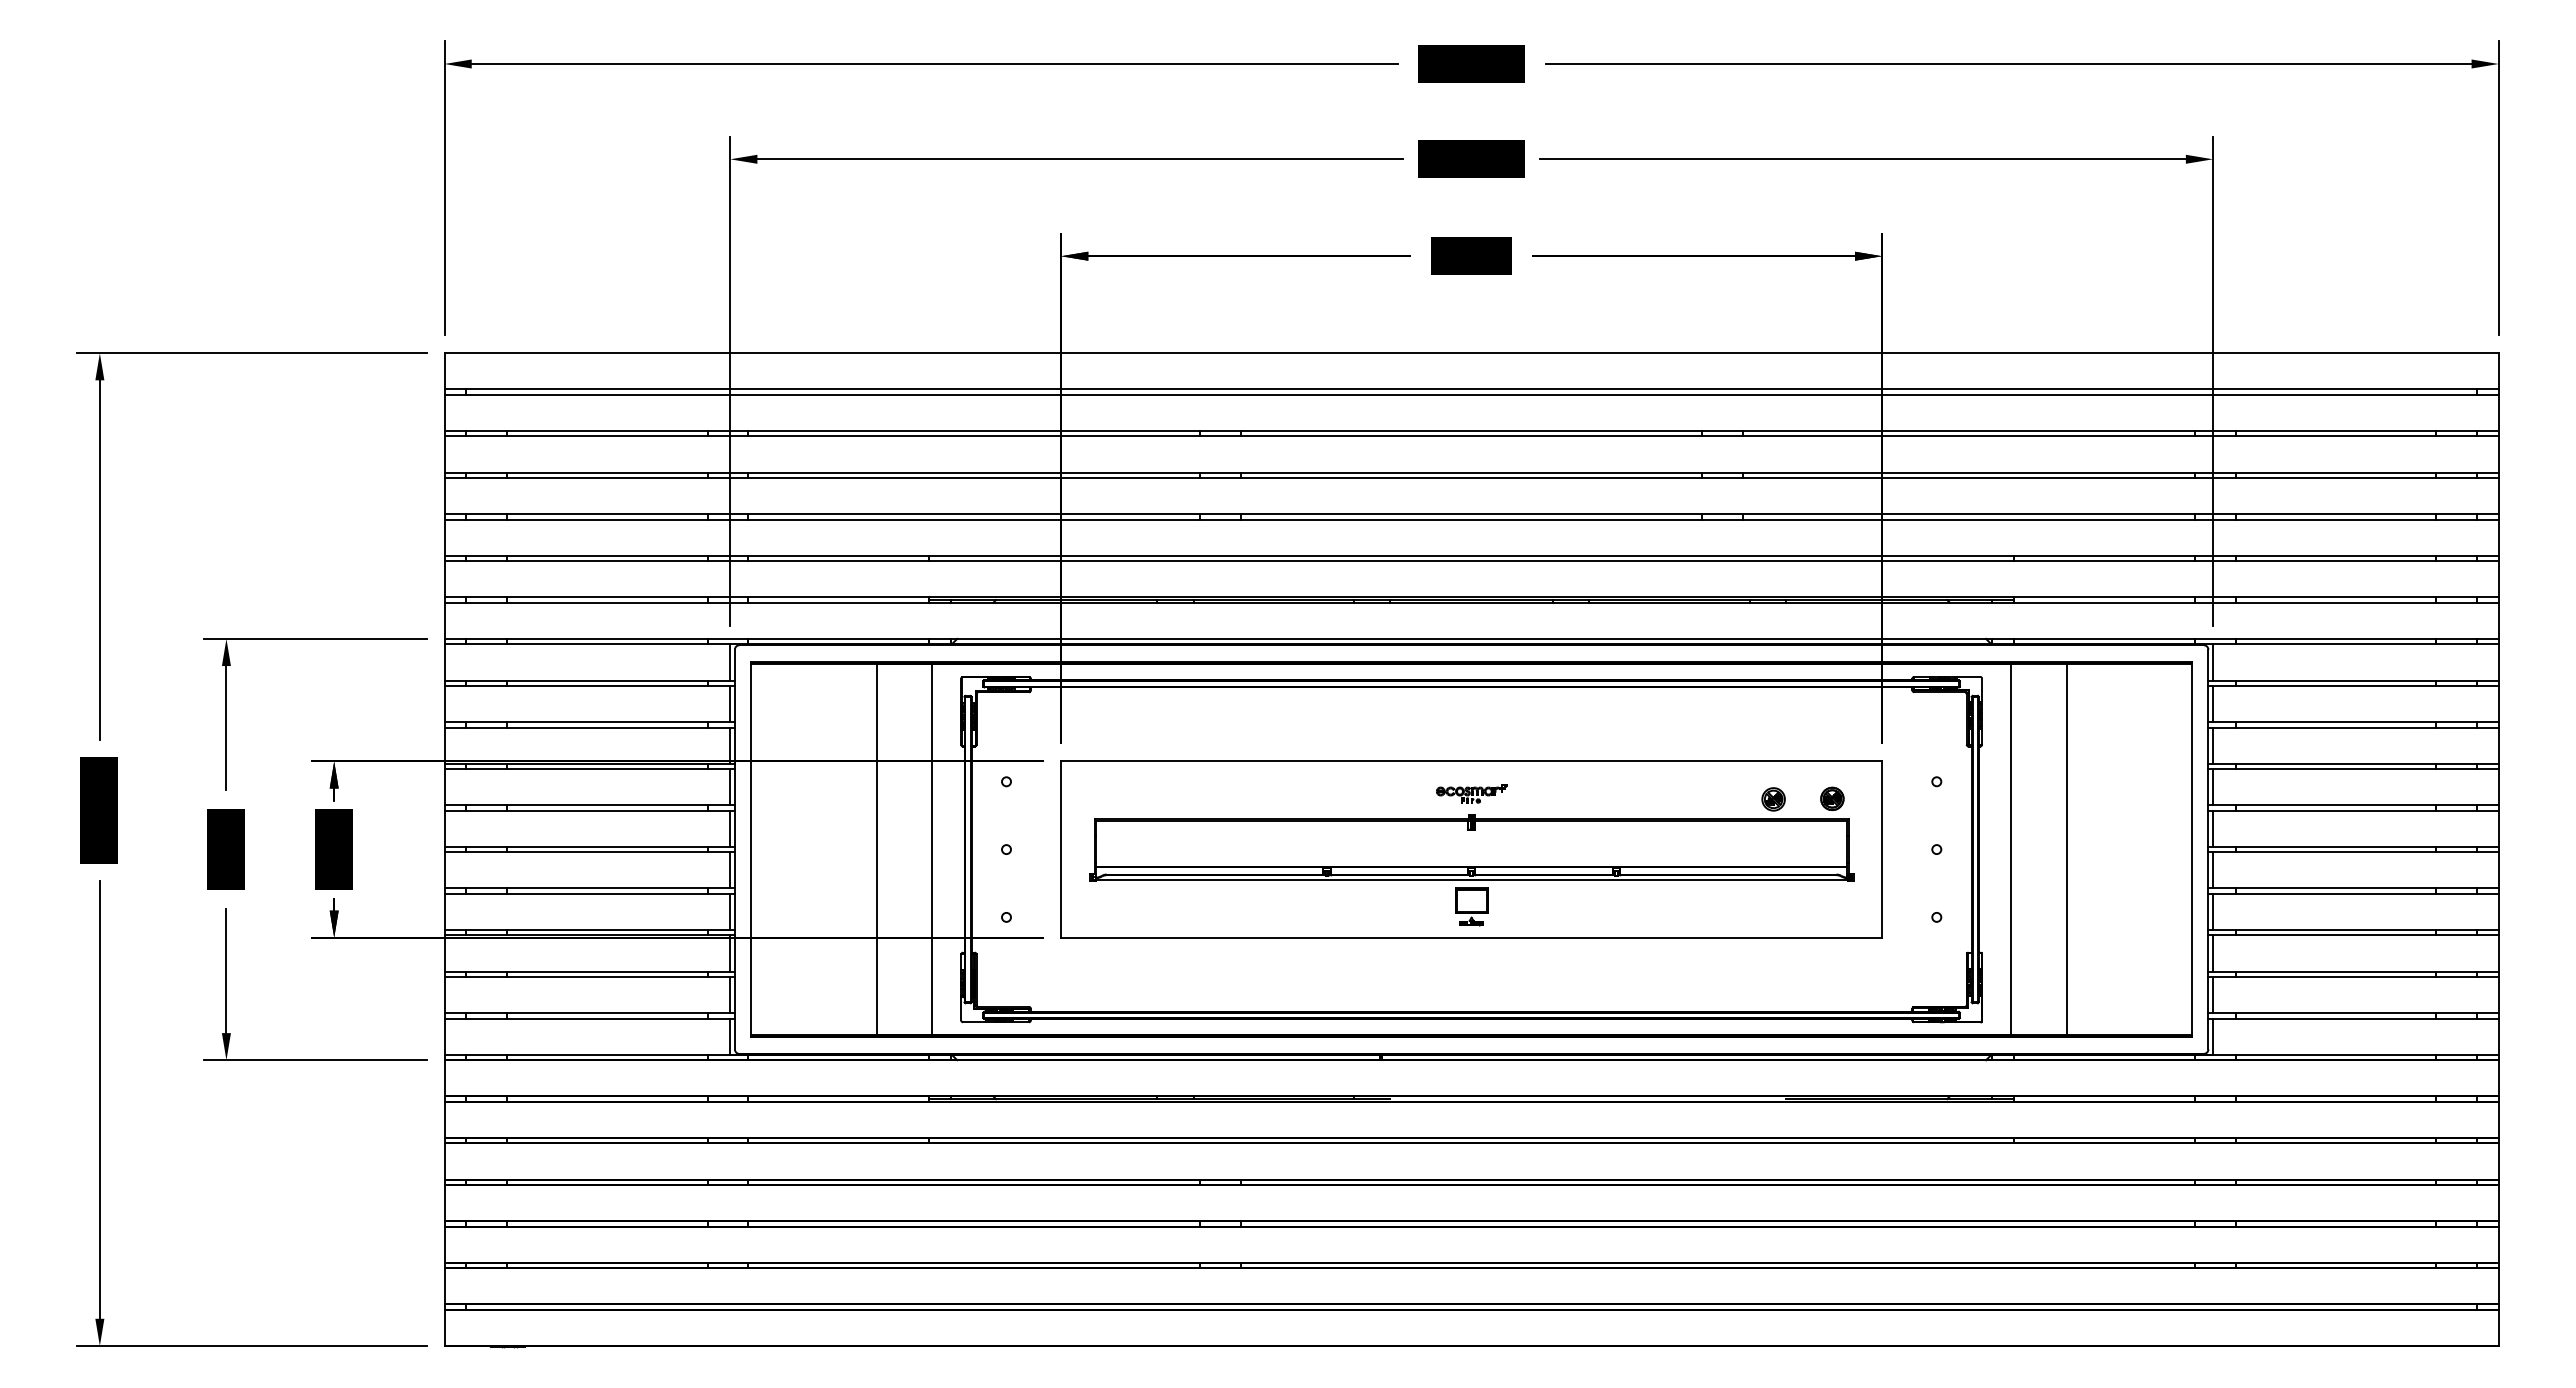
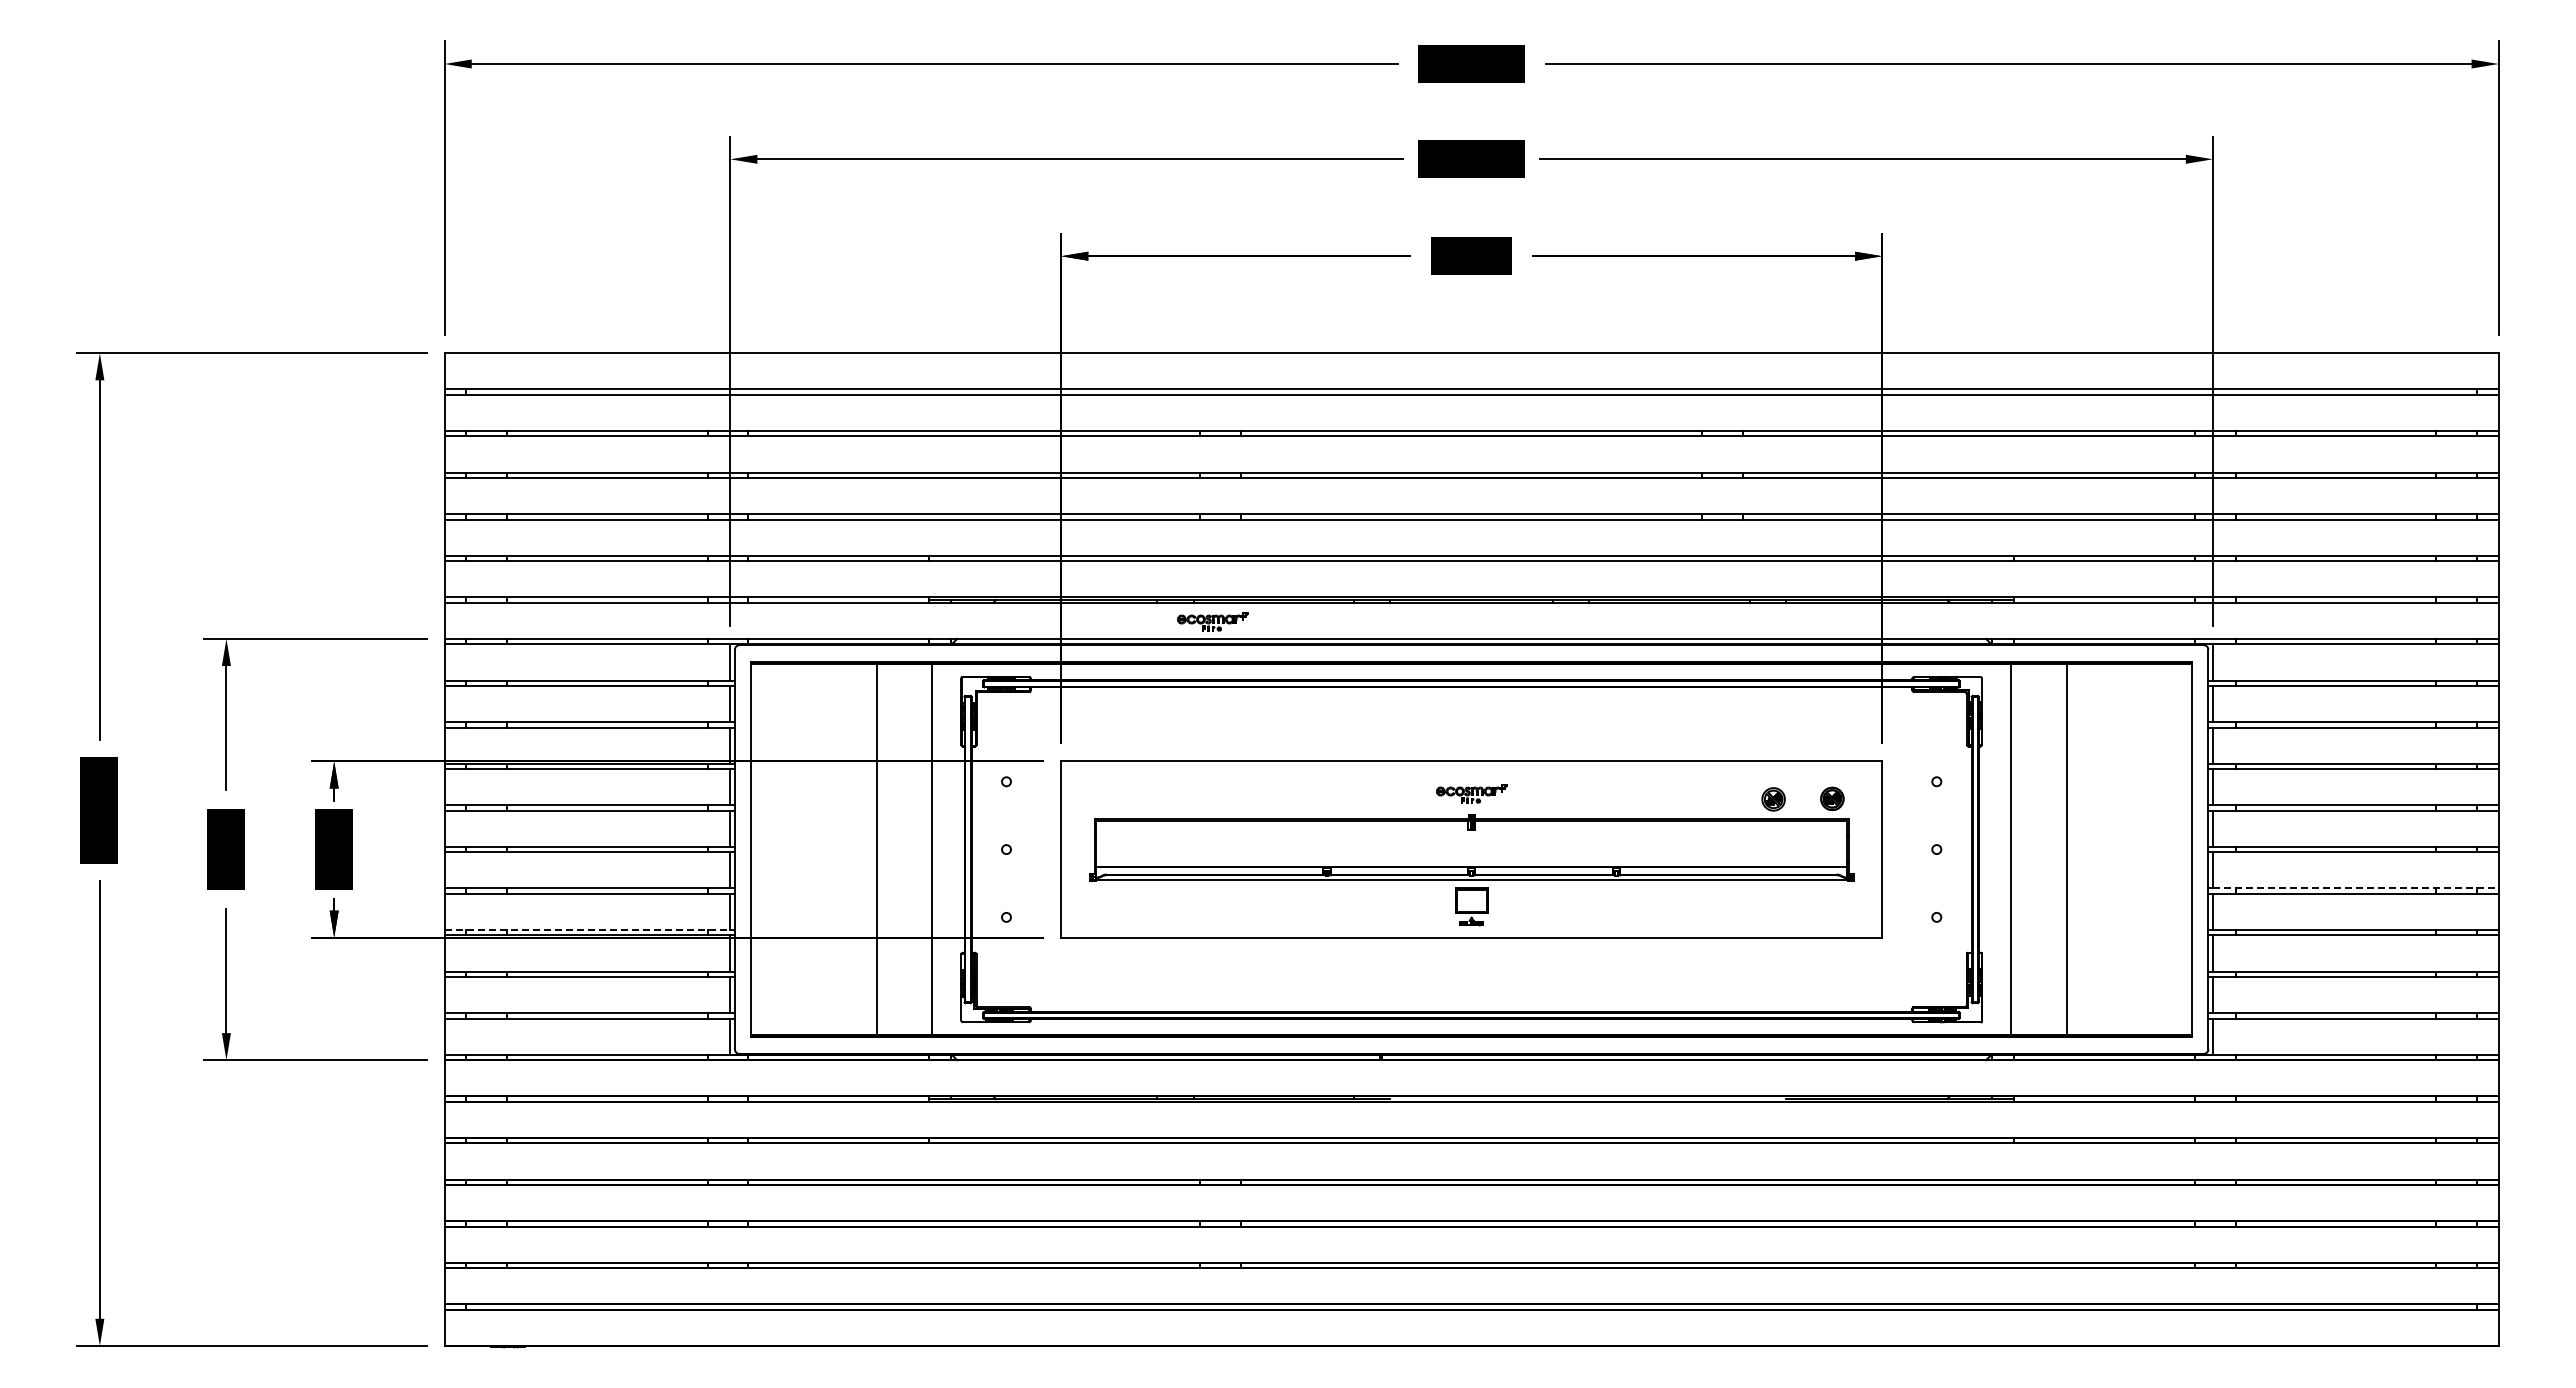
part: none -> present (1212, 621)
line: solid -> dashed (2355, 888)
line: solid -> dashed (587, 930)
